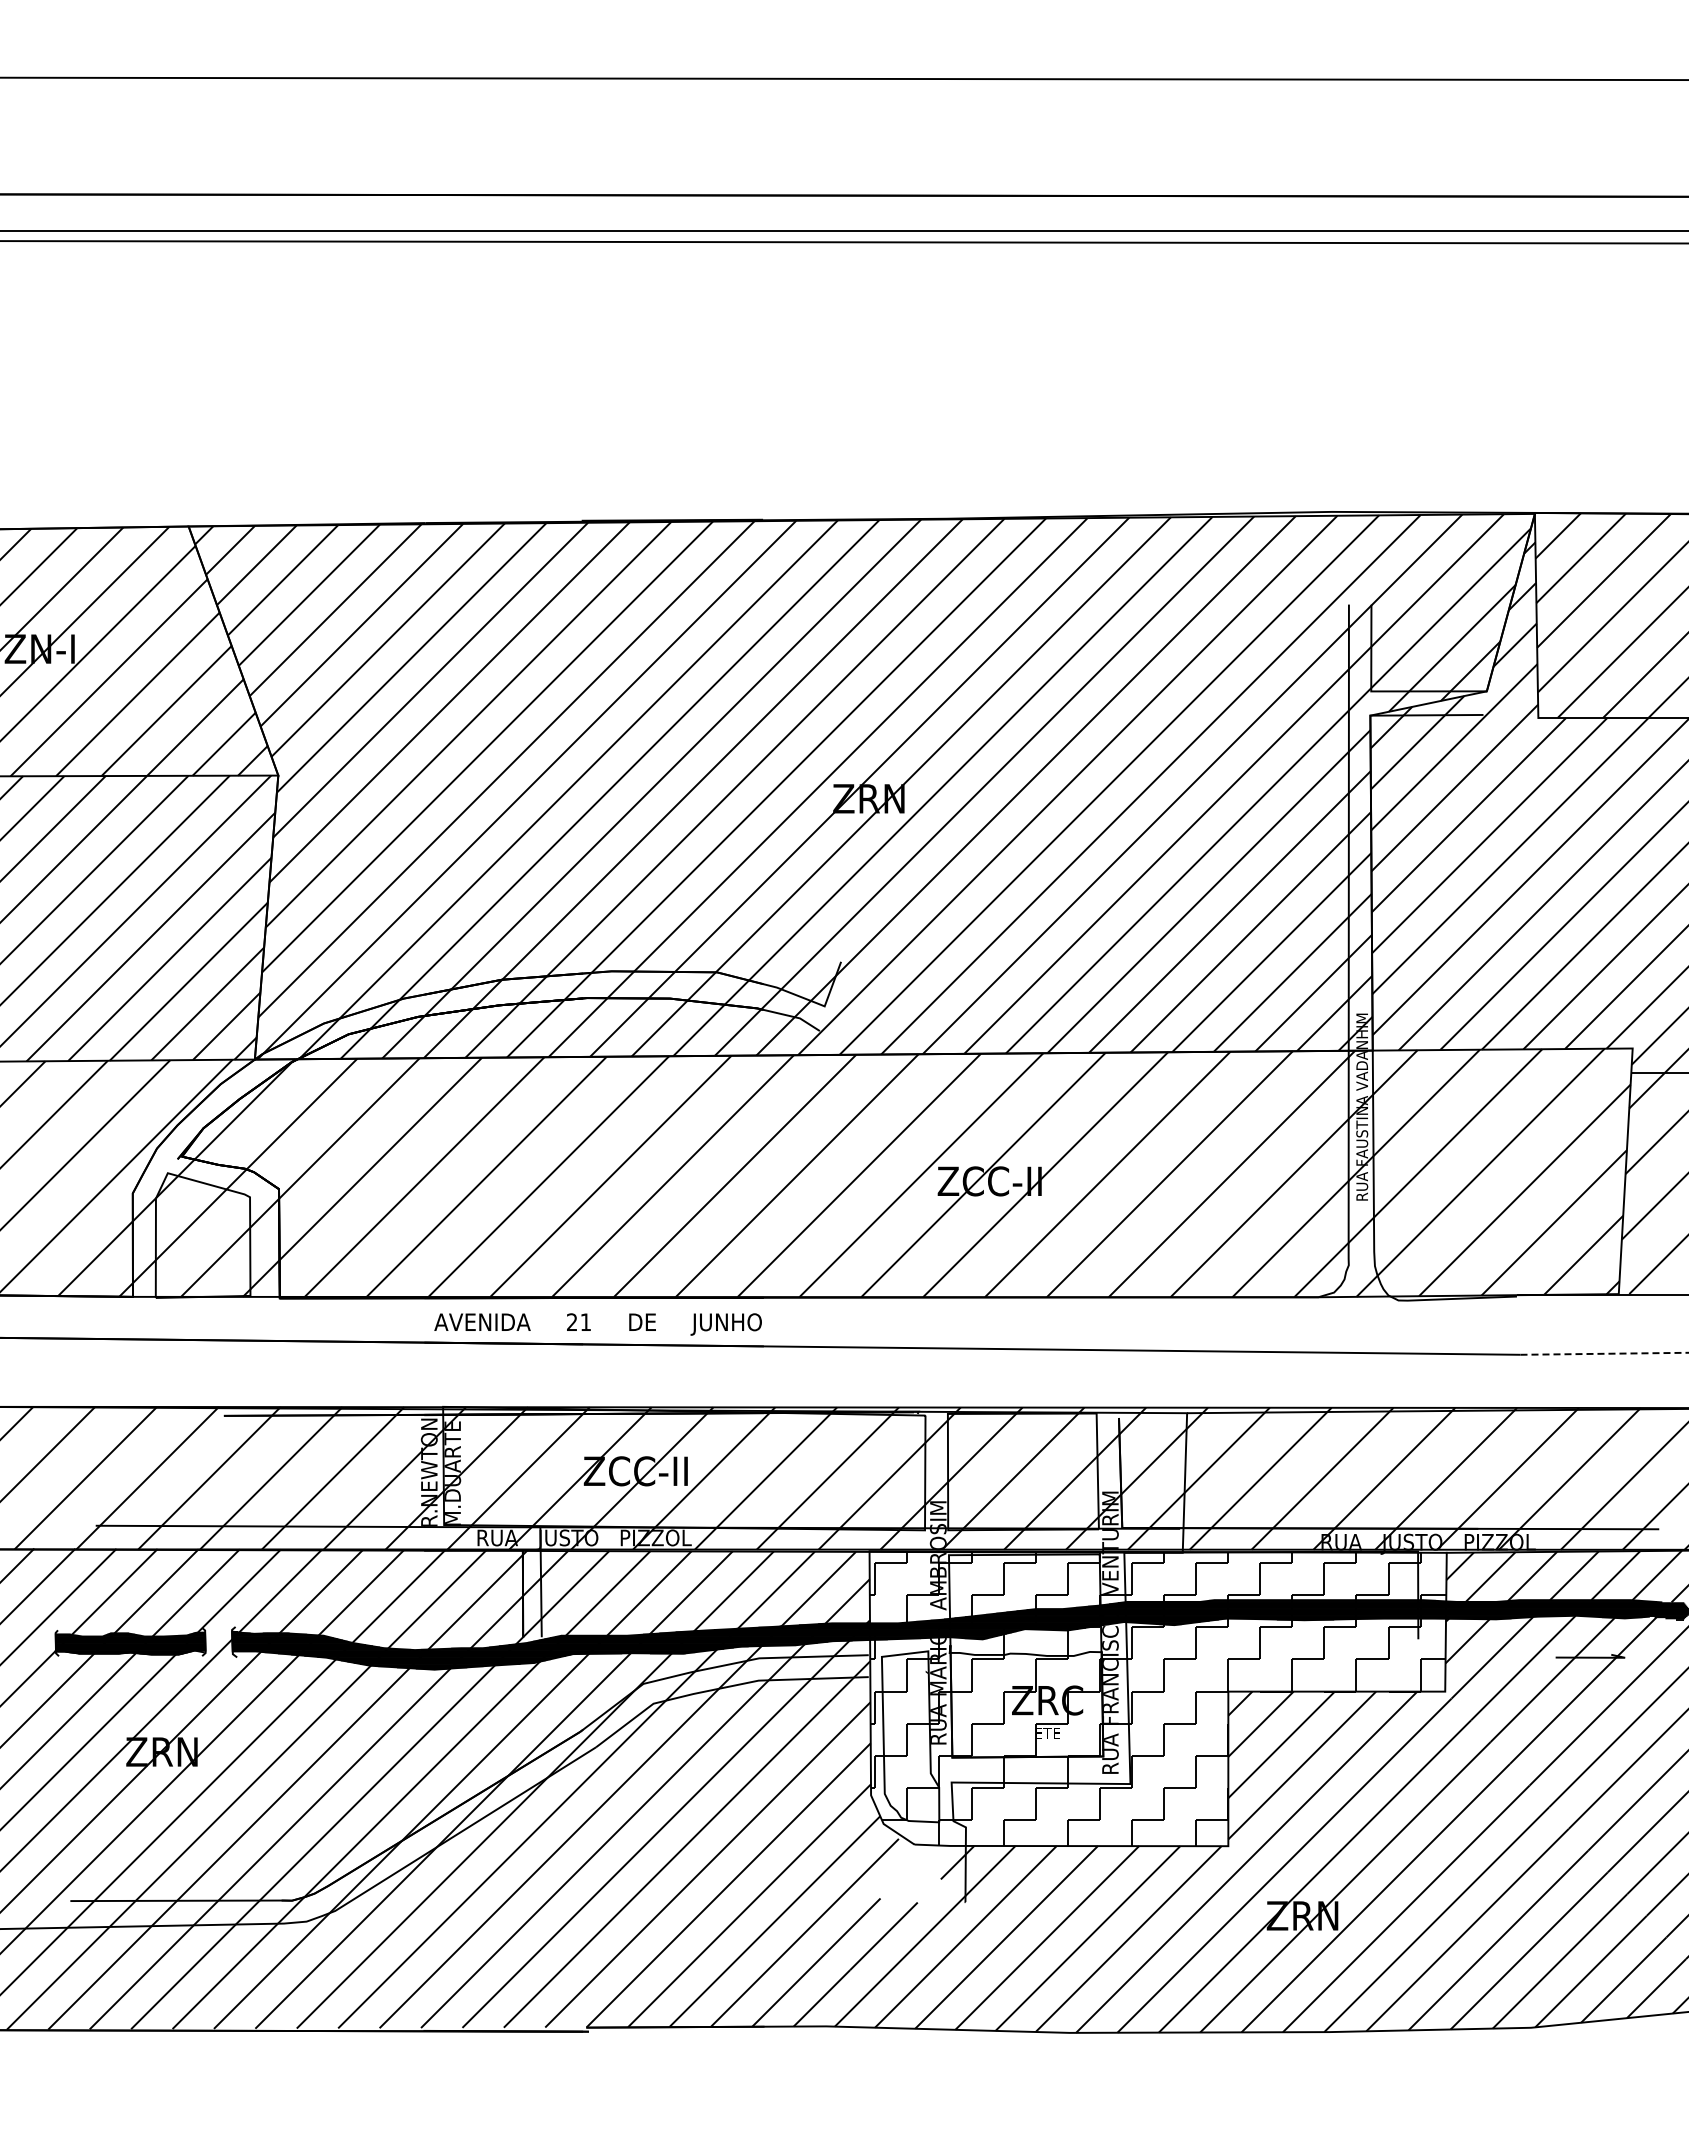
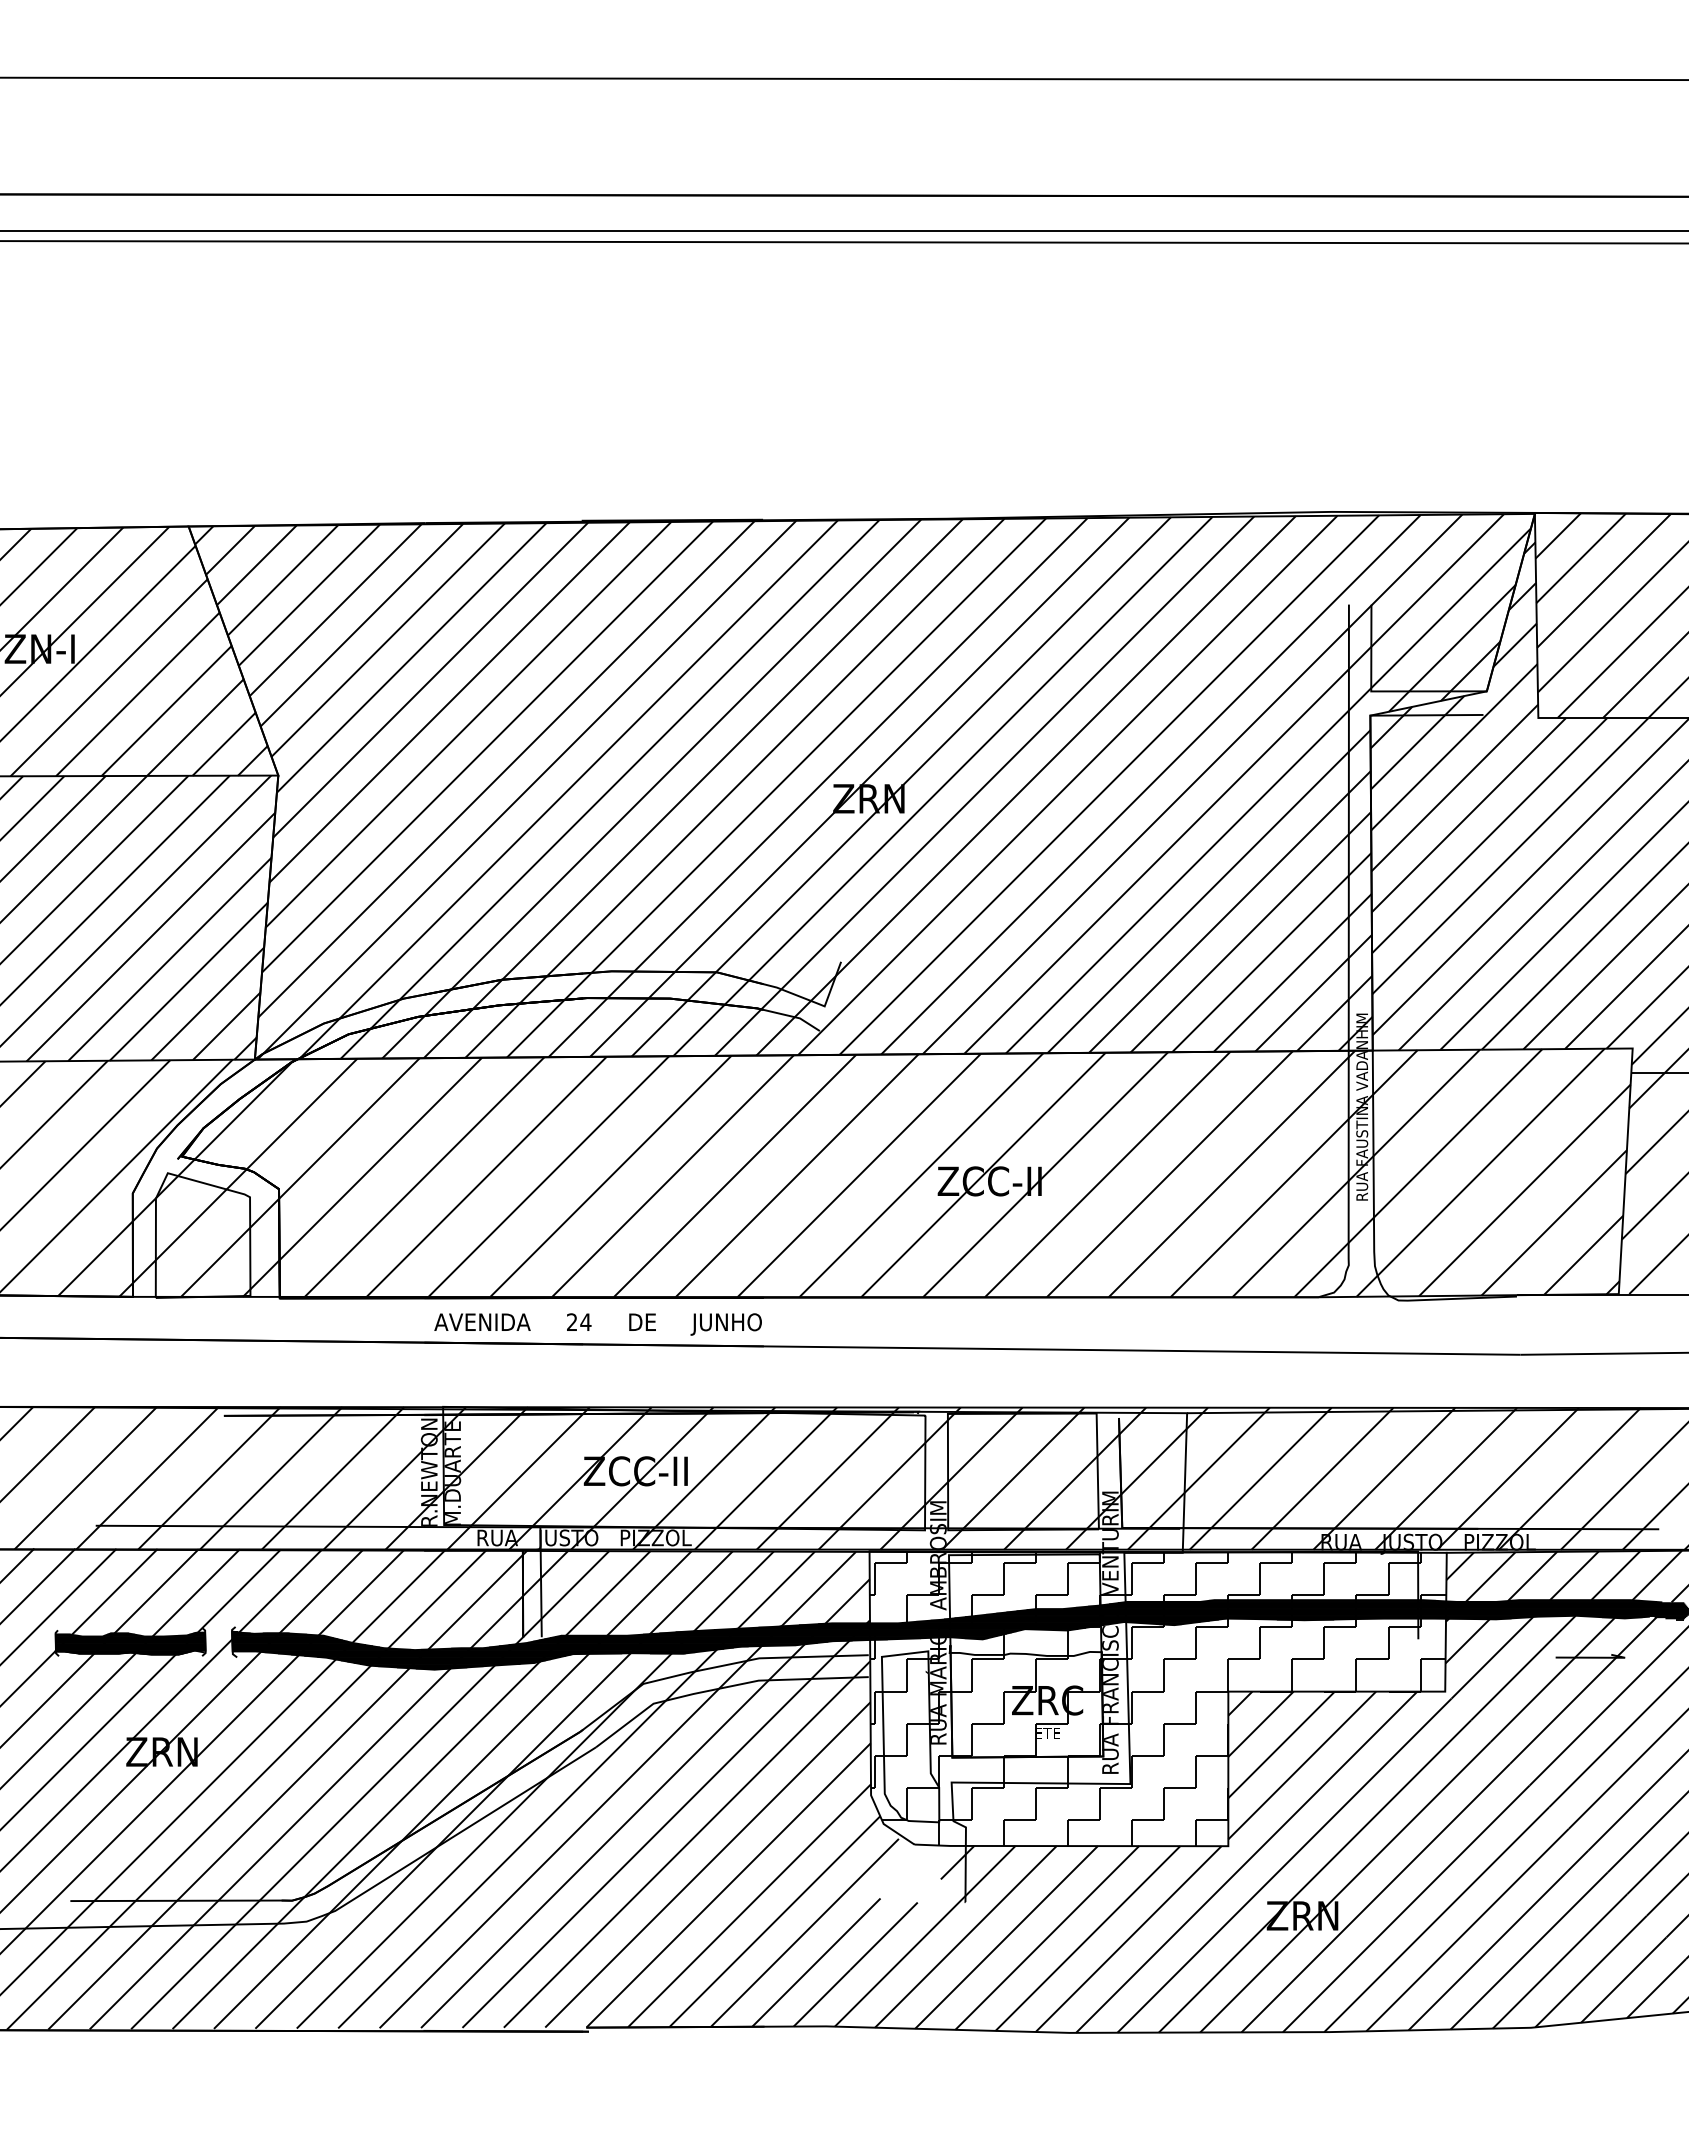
text: 21 -> 24 (585, 1321)
line: dashed -> solid (1604, 1353)
